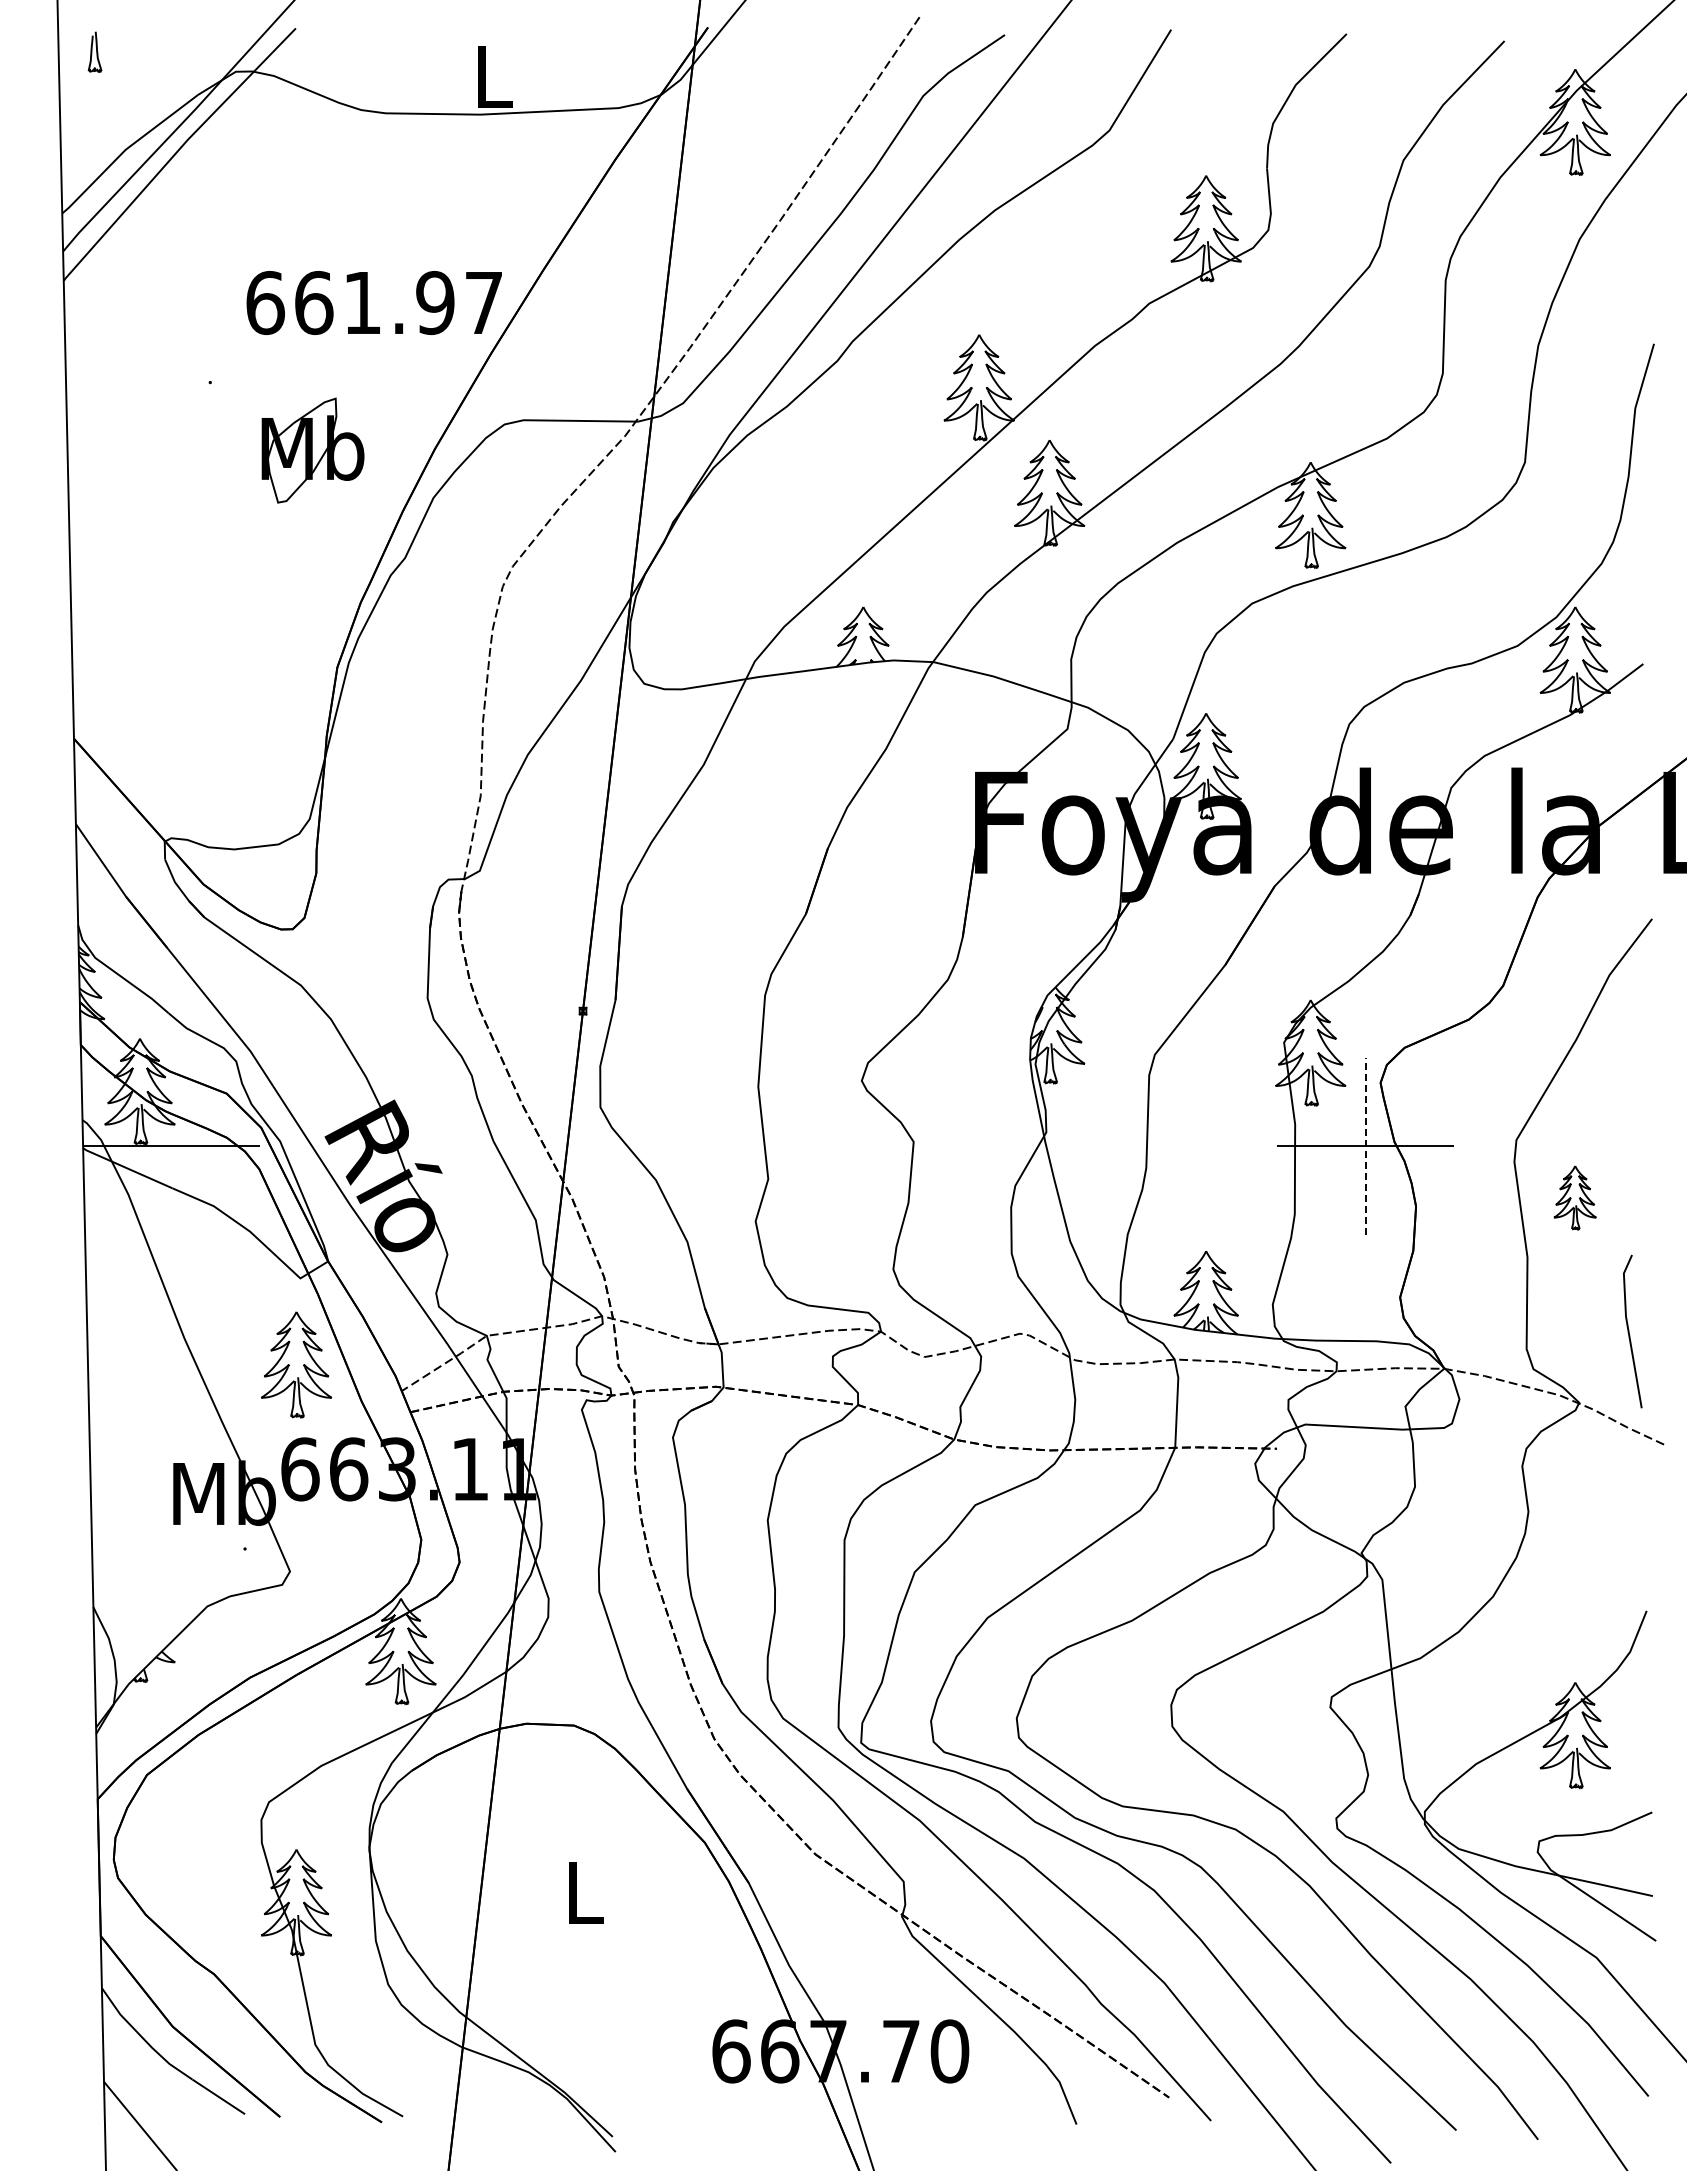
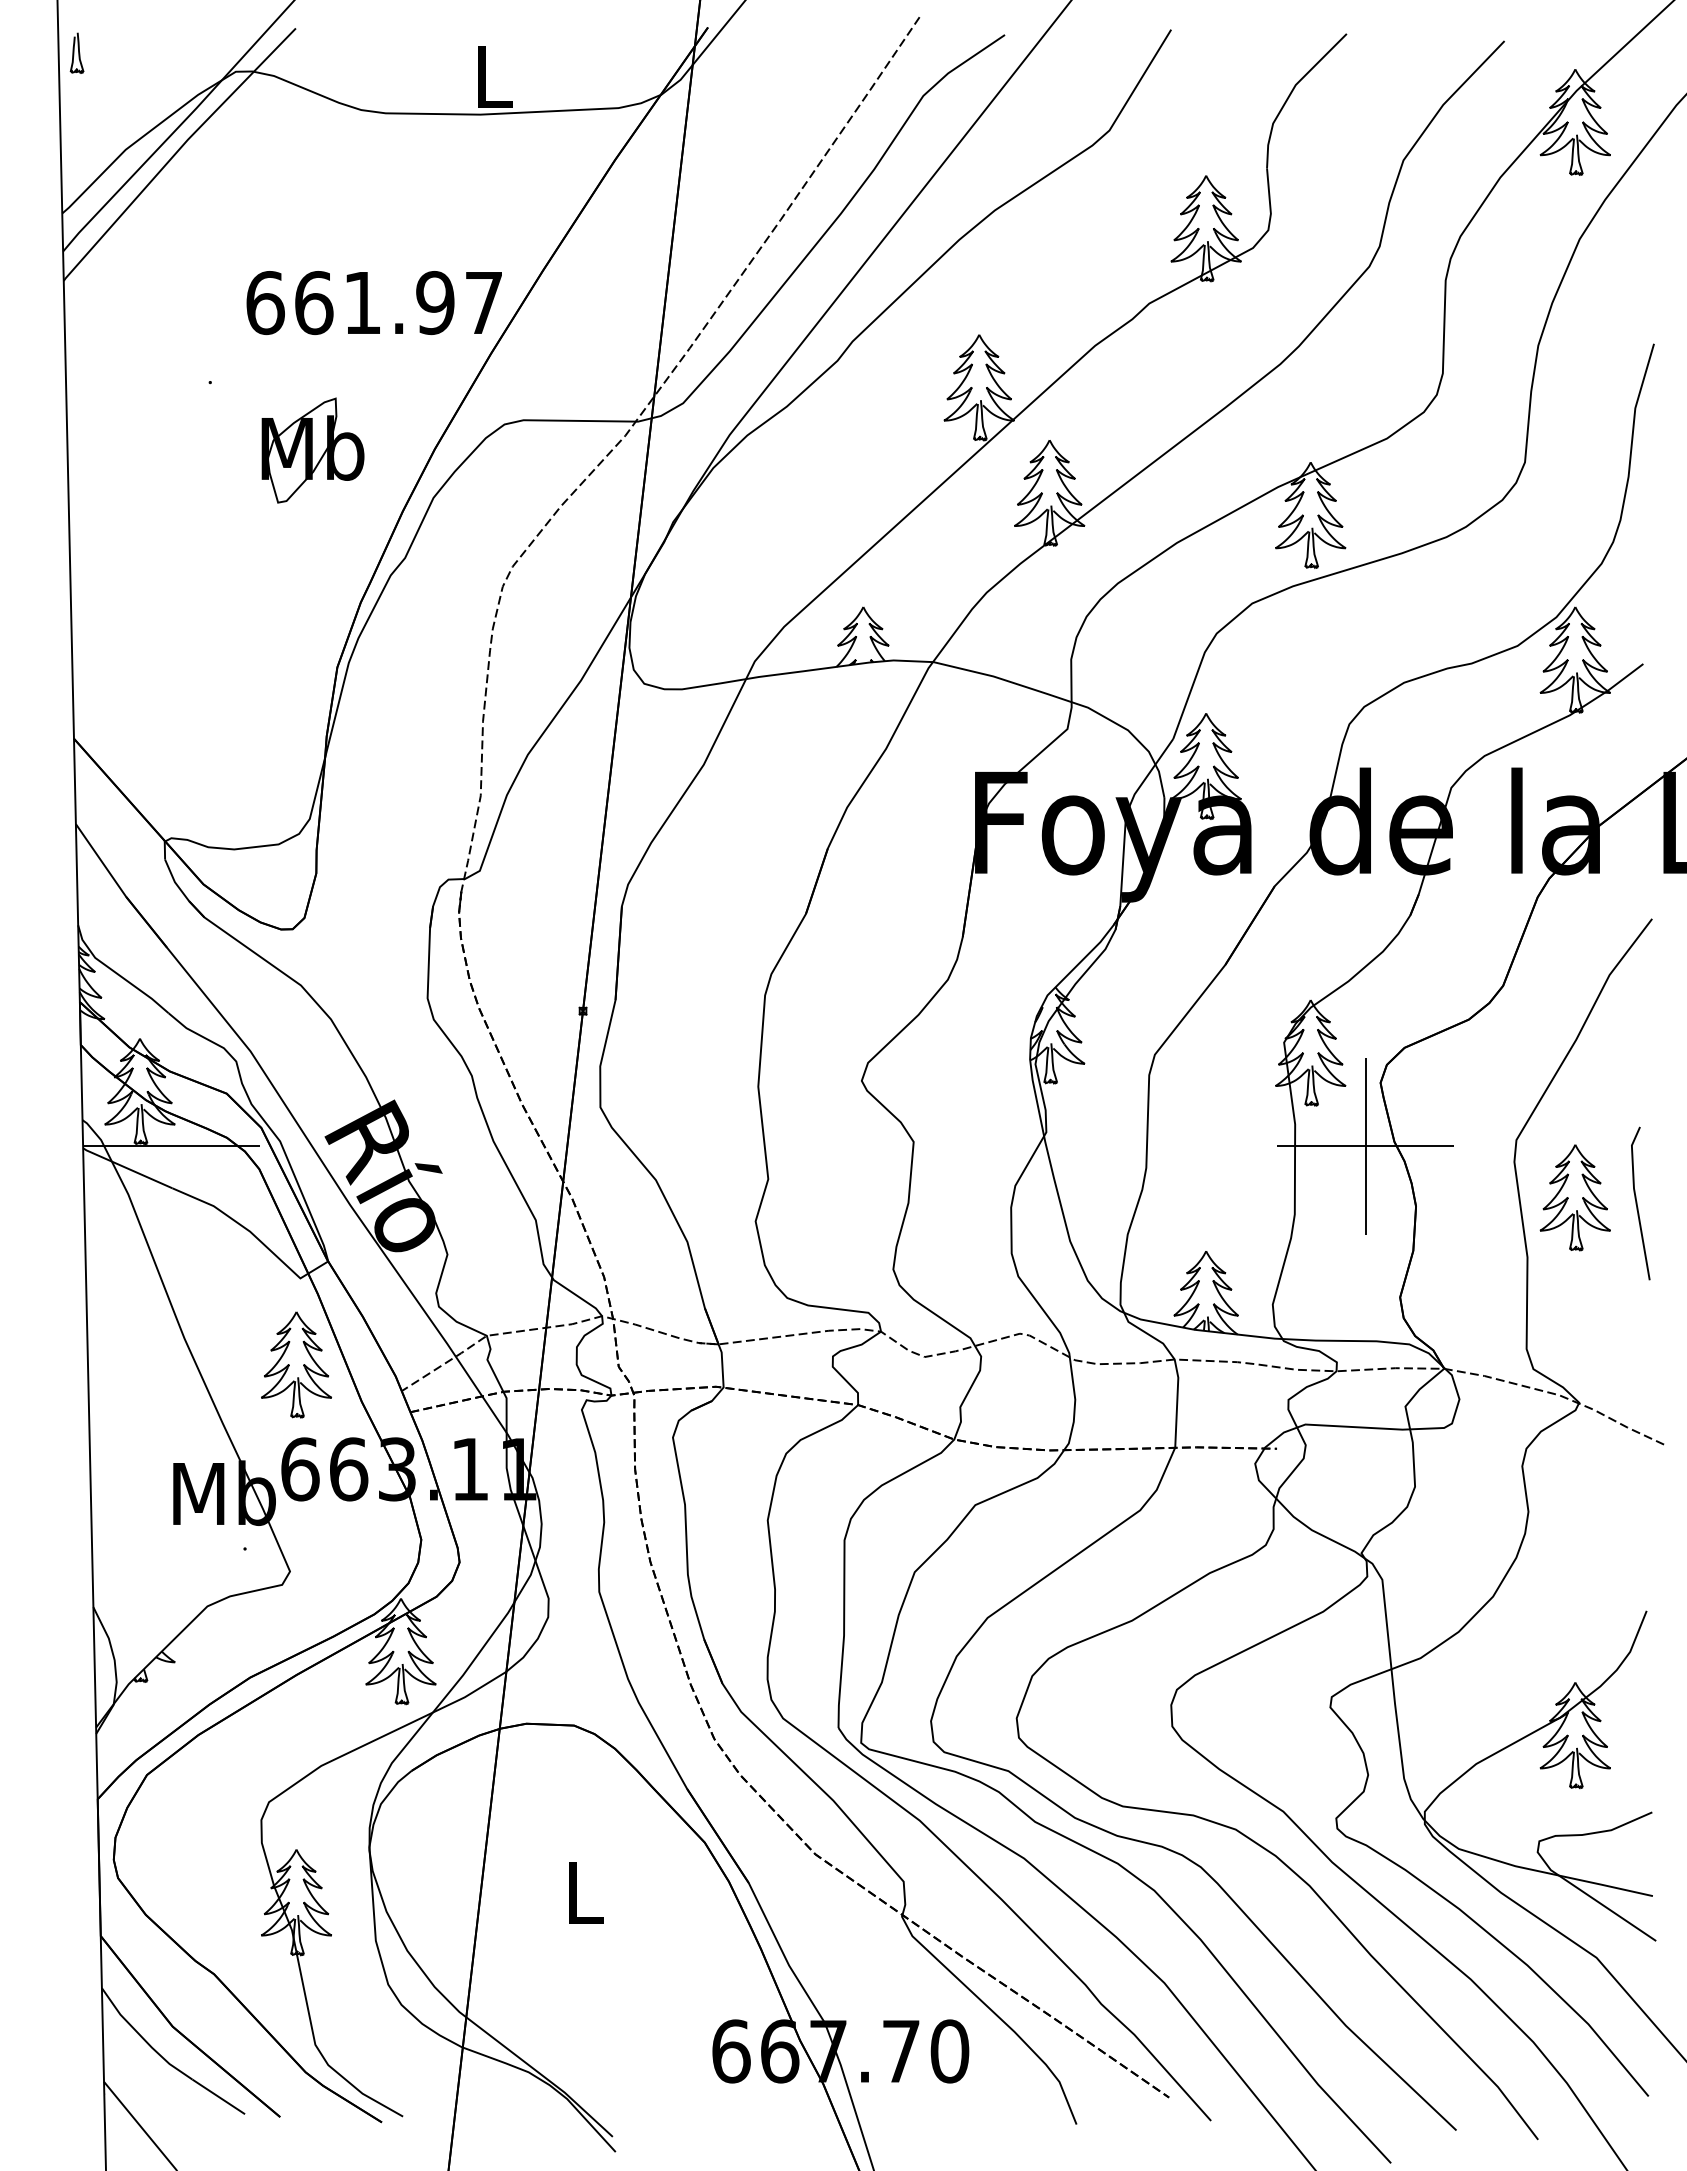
part position: (94, 51) -> (76, 52) (76, 52)
line: dashed -> solid (1365, 1145)
part size: 44x66 px -> 72x108 px (1574, 1197)
line position: (1629, 1331) -> (1637, 1203) (1637, 1203)
